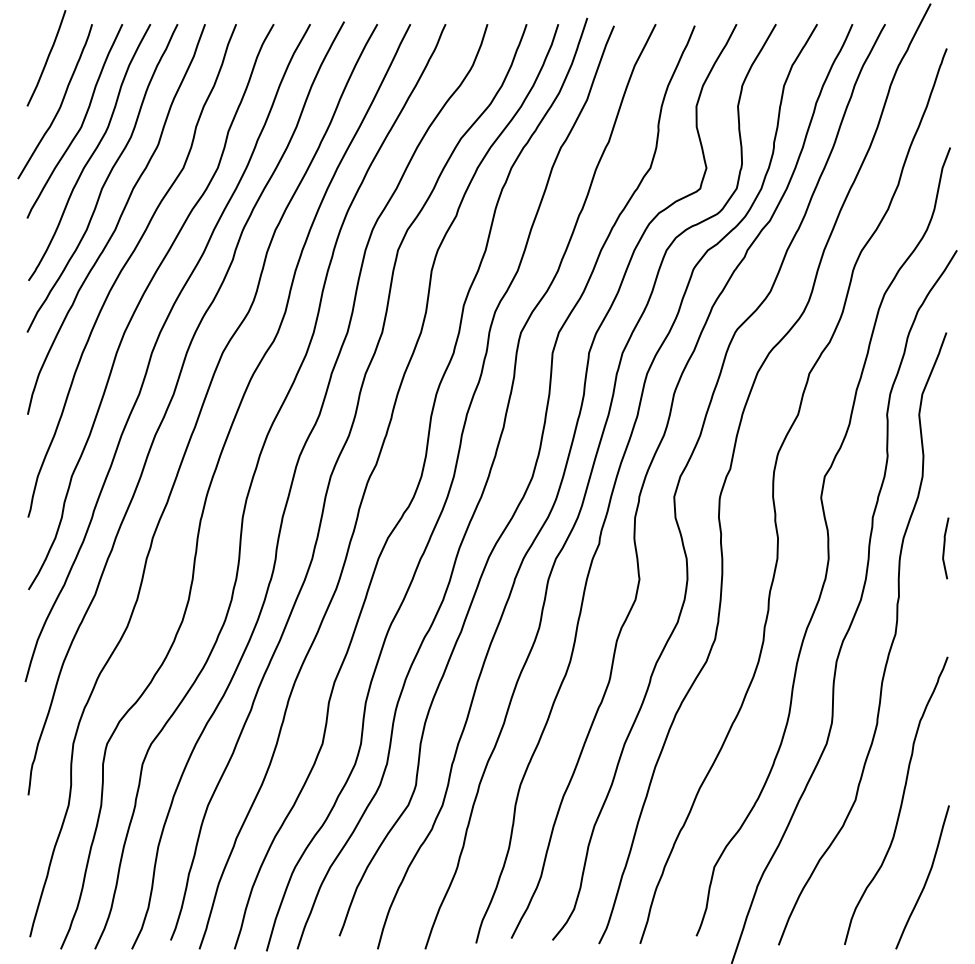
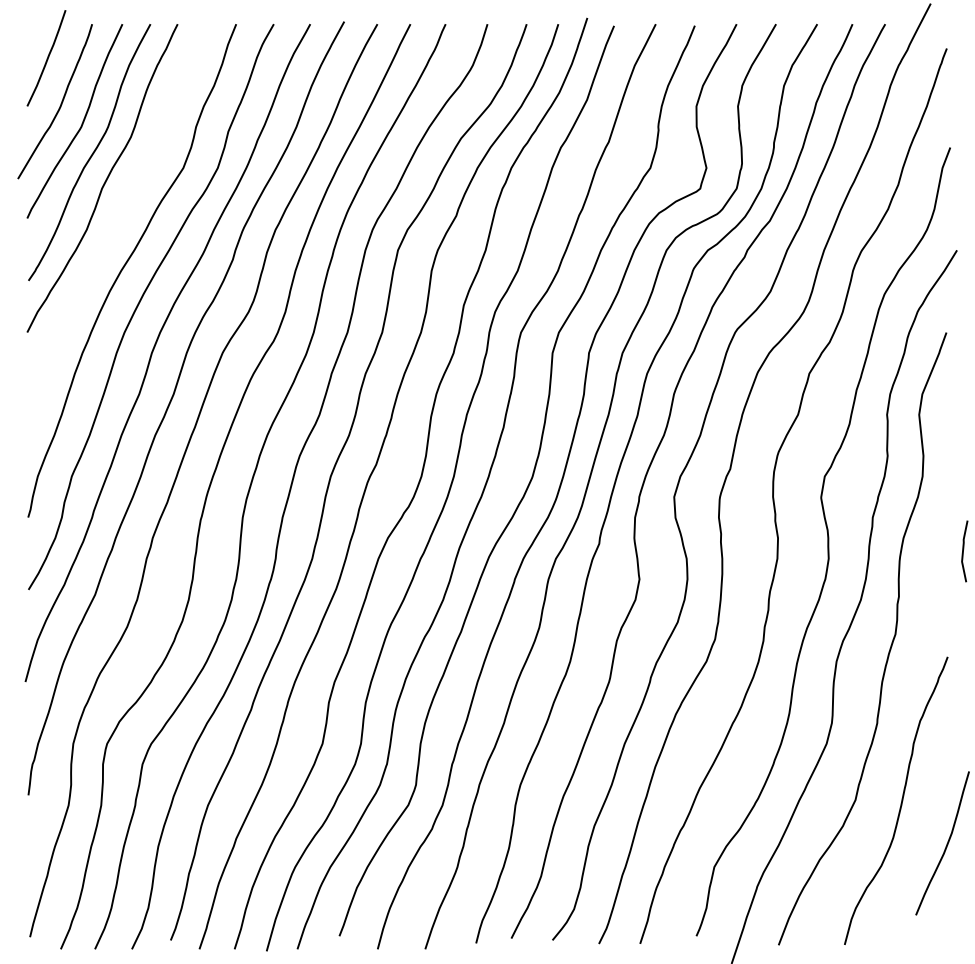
curve: present -> none (118, 219)
line position: (944, 548) -> (963, 551) (963, 551)
curve position: (926, 877) -> (946, 843) (946, 843)
